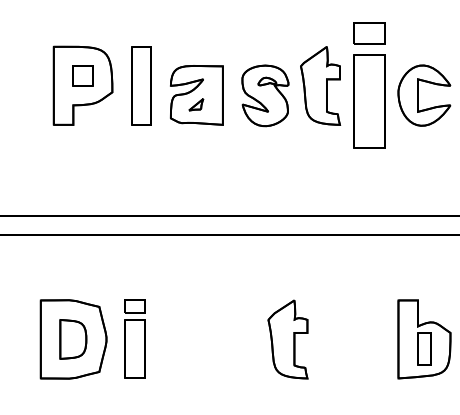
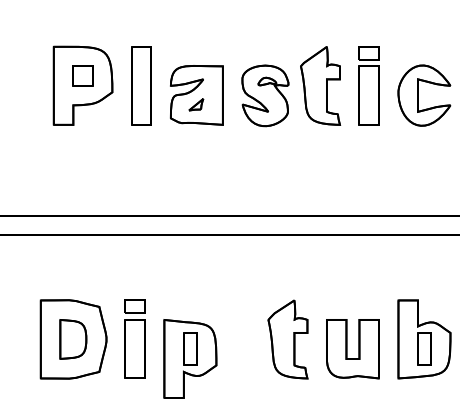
part size: 33x127 px -> 22x80 px (368, 85)
part: none -> present (352, 349)
part: none -> present (190, 358)
